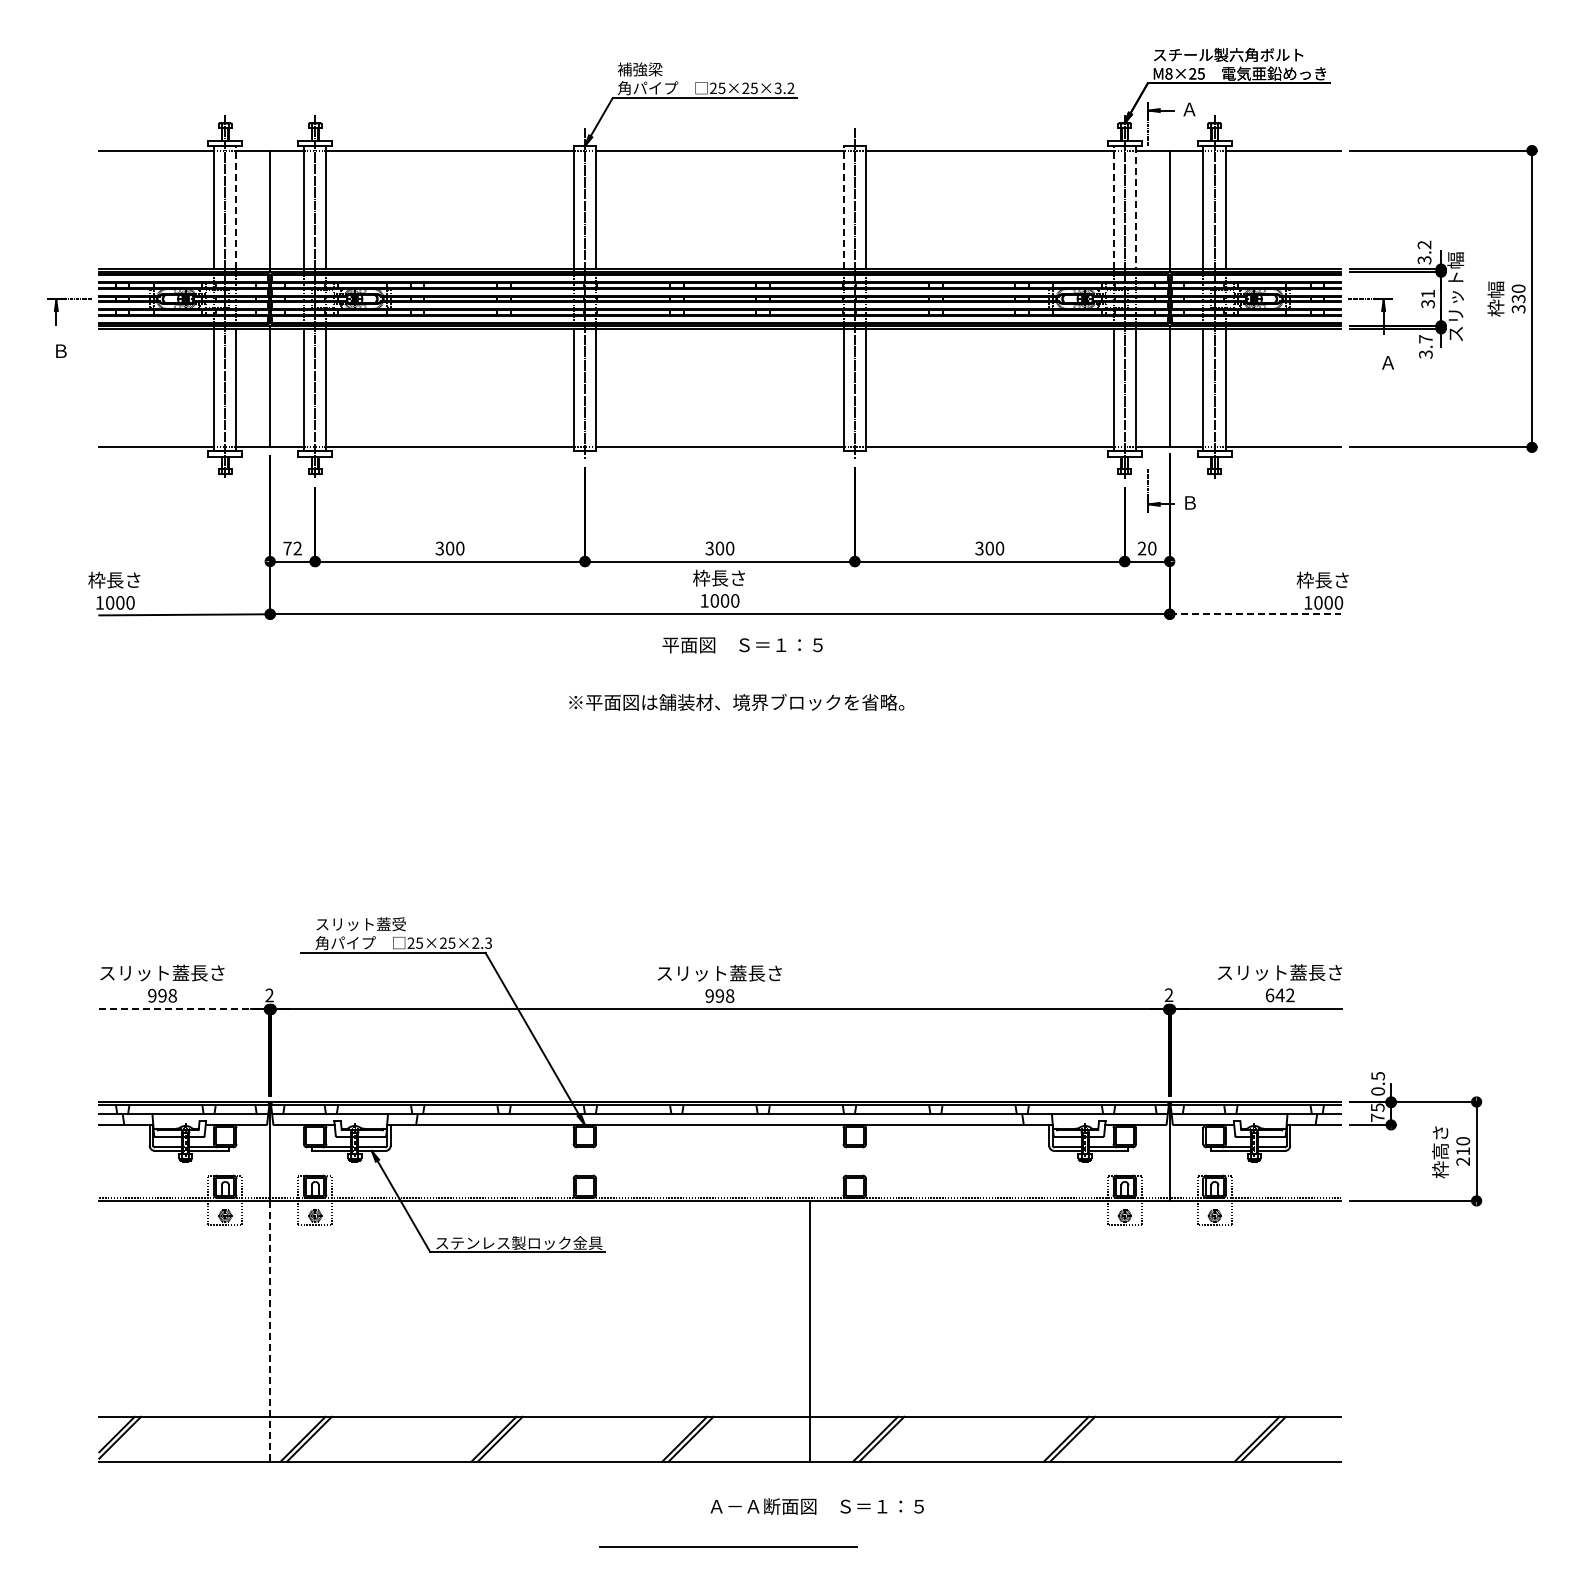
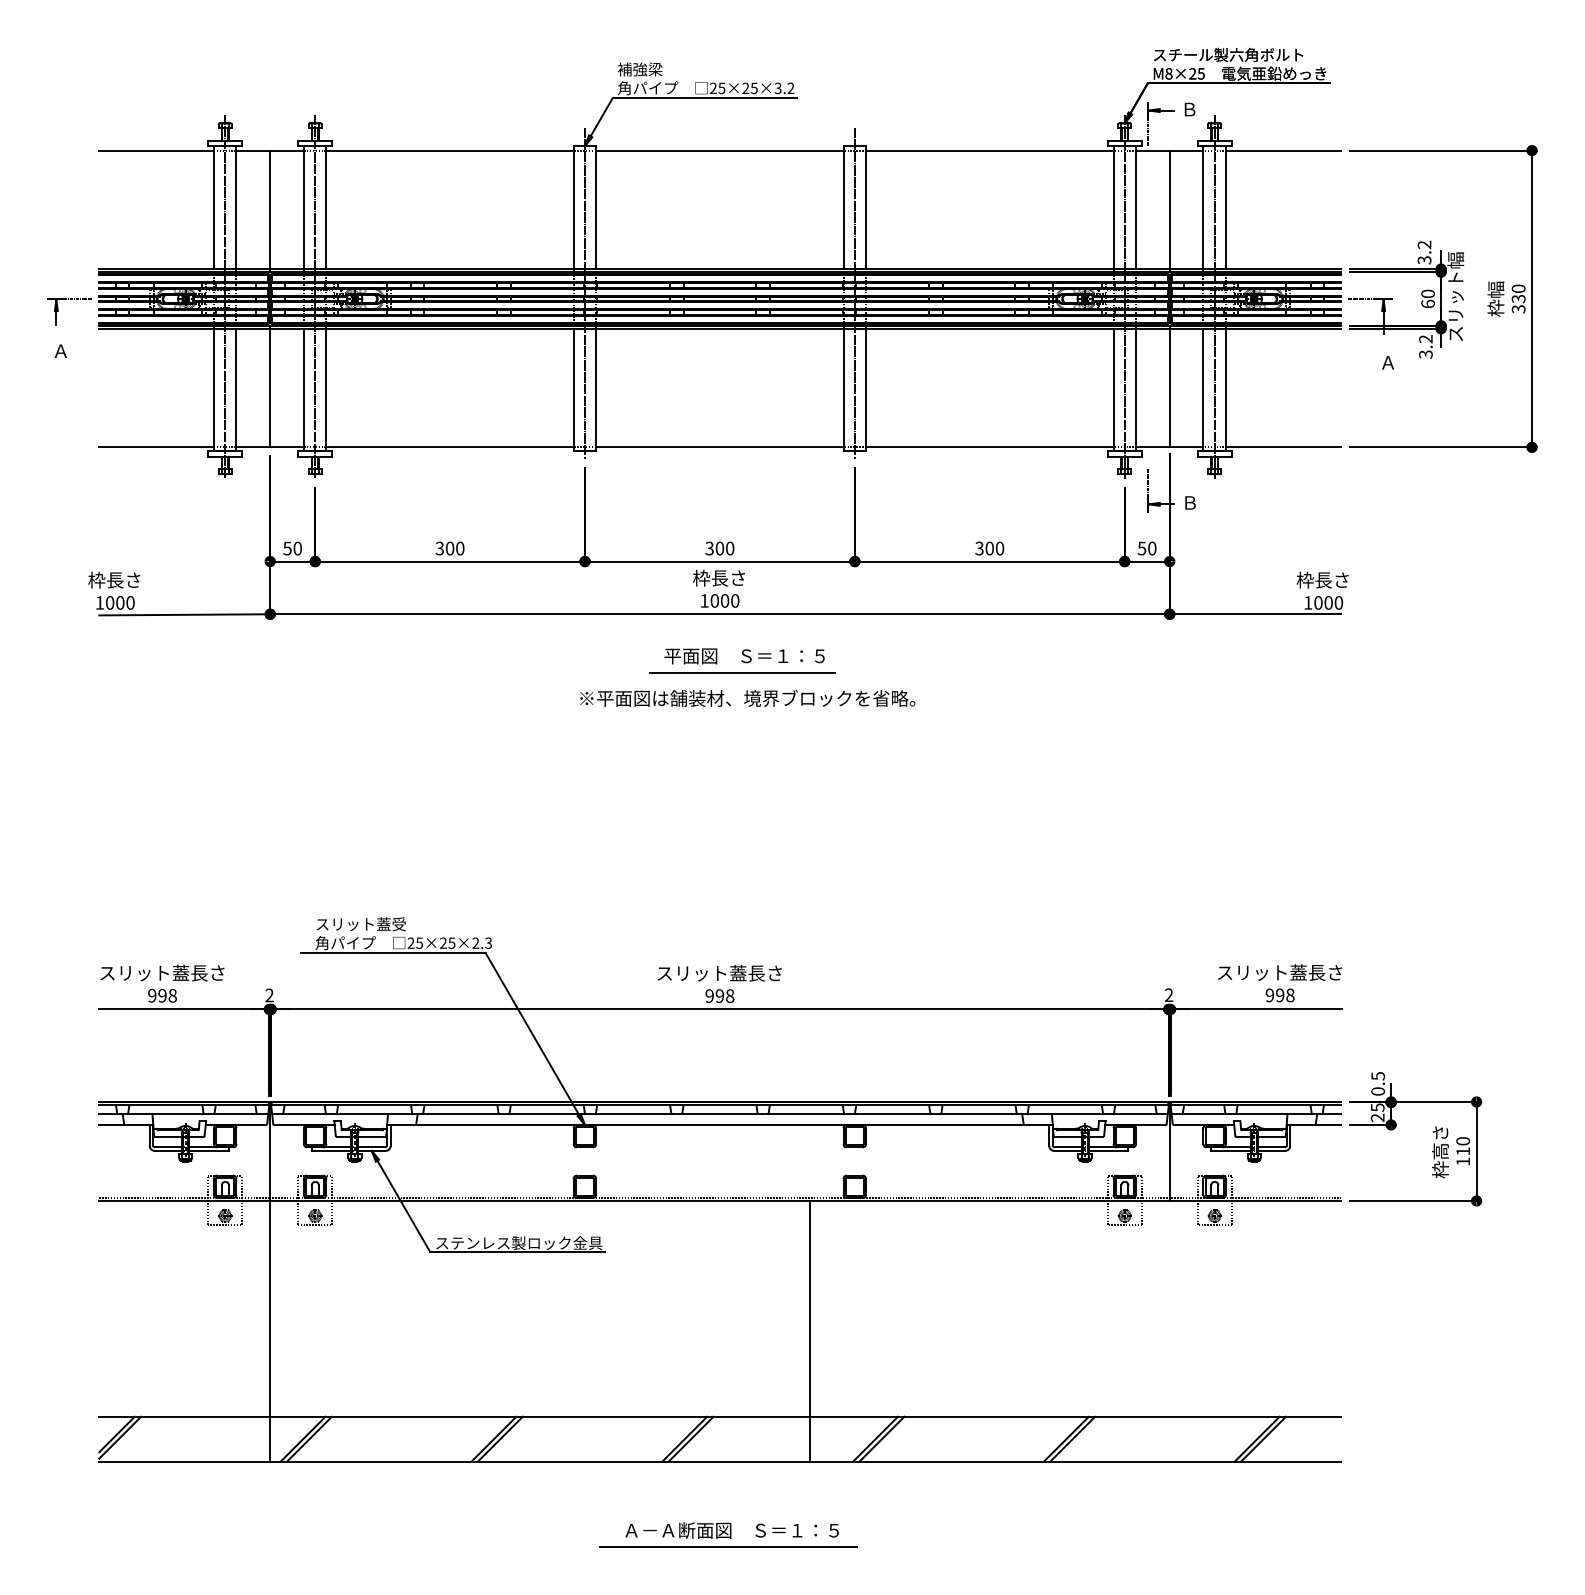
text: Ａ -> Ｂ (1189, 109)
line: dashed -> solid (236, 207)
line: dashed -> solid (843, 207)
line: dashed -> solid (1113, 207)
line: dashed -> solid (1135, 207)
text: 31 -> 60 (1428, 298)
text: 3.7 -> 3.2 (1425, 339)
text: Ｂ -> Ａ (60, 350)
text: 72 -> 50 (292, 548)
text: 20 -> 50 (1141, 548)
line: dashed -> solid (1255, 614)
text position: (742, 645) -> (744, 656) (744, 656)
line: none -> present (742, 673)
text position: (736, 702) -> (747, 698) (747, 698)
text: 642 -> 998 (1279, 995)
line: dashed -> solid (185, 1009)
text: 75 -> 25 (1377, 1117)
text: 210 -> 110 (1462, 1161)
line: dashed -> solid (270, 1331)
text position: (816, 1506) -> (731, 1530) (731, 1530)
